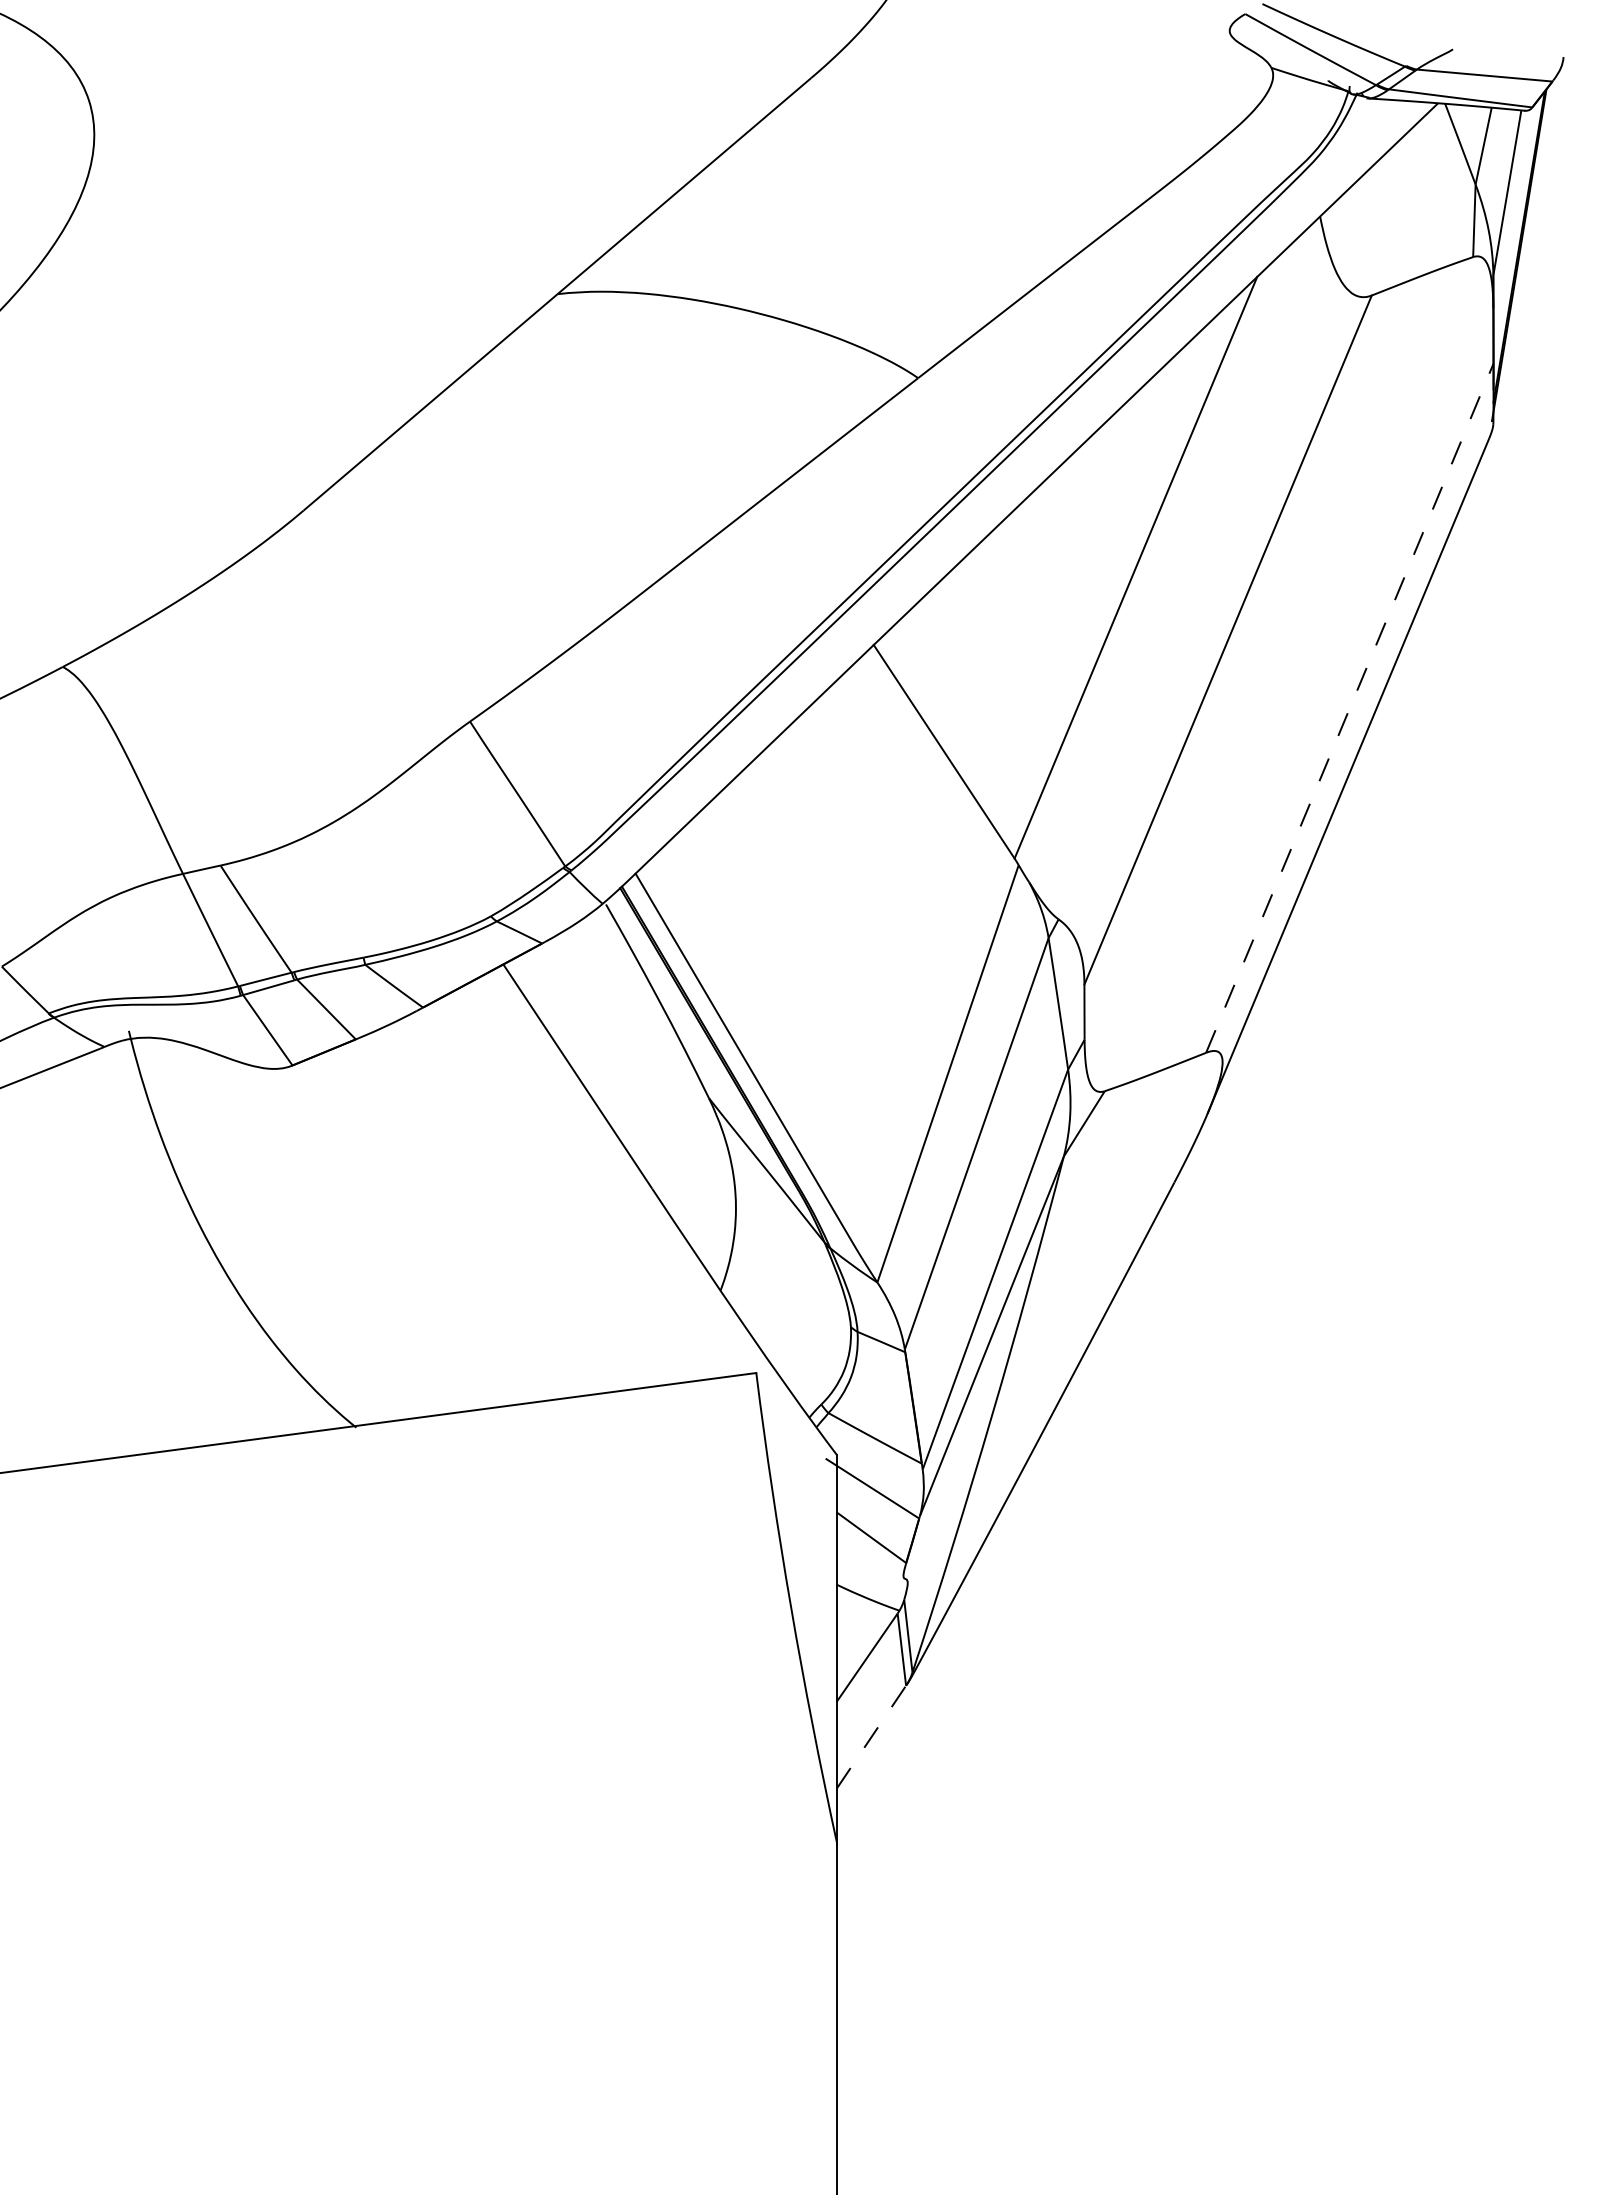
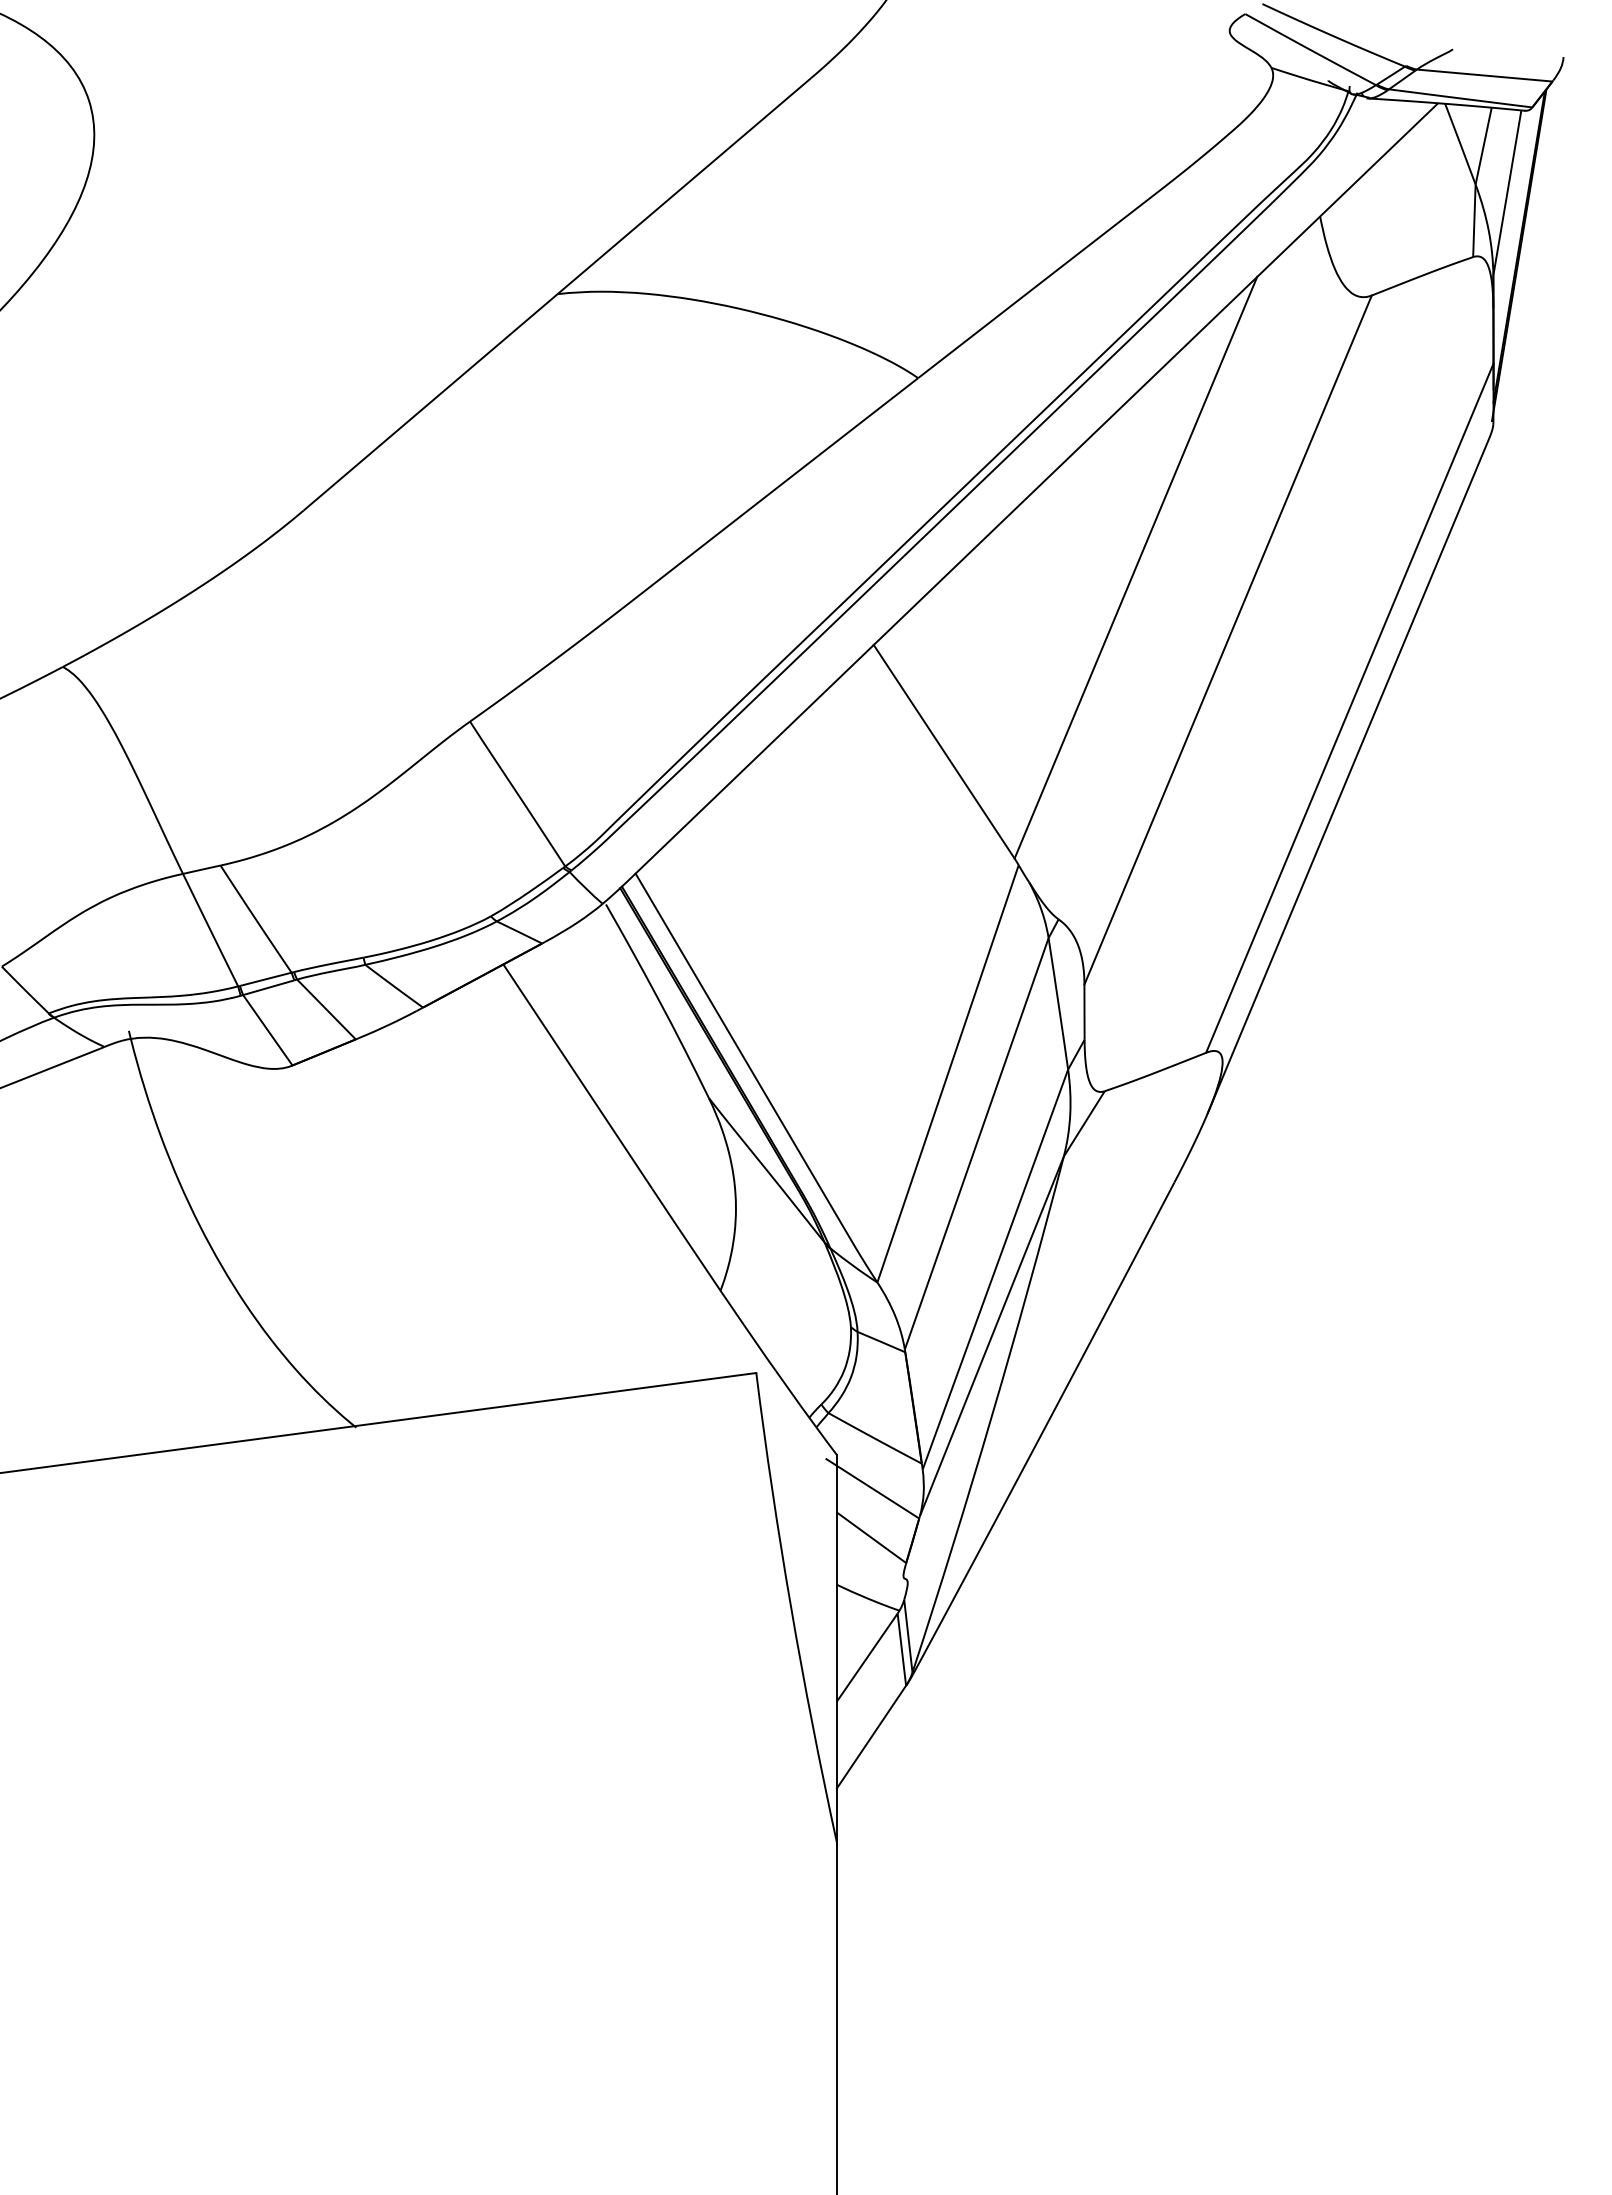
line: dashed -> solid (1350, 707)
line: dashed -> solid (871, 1737)
